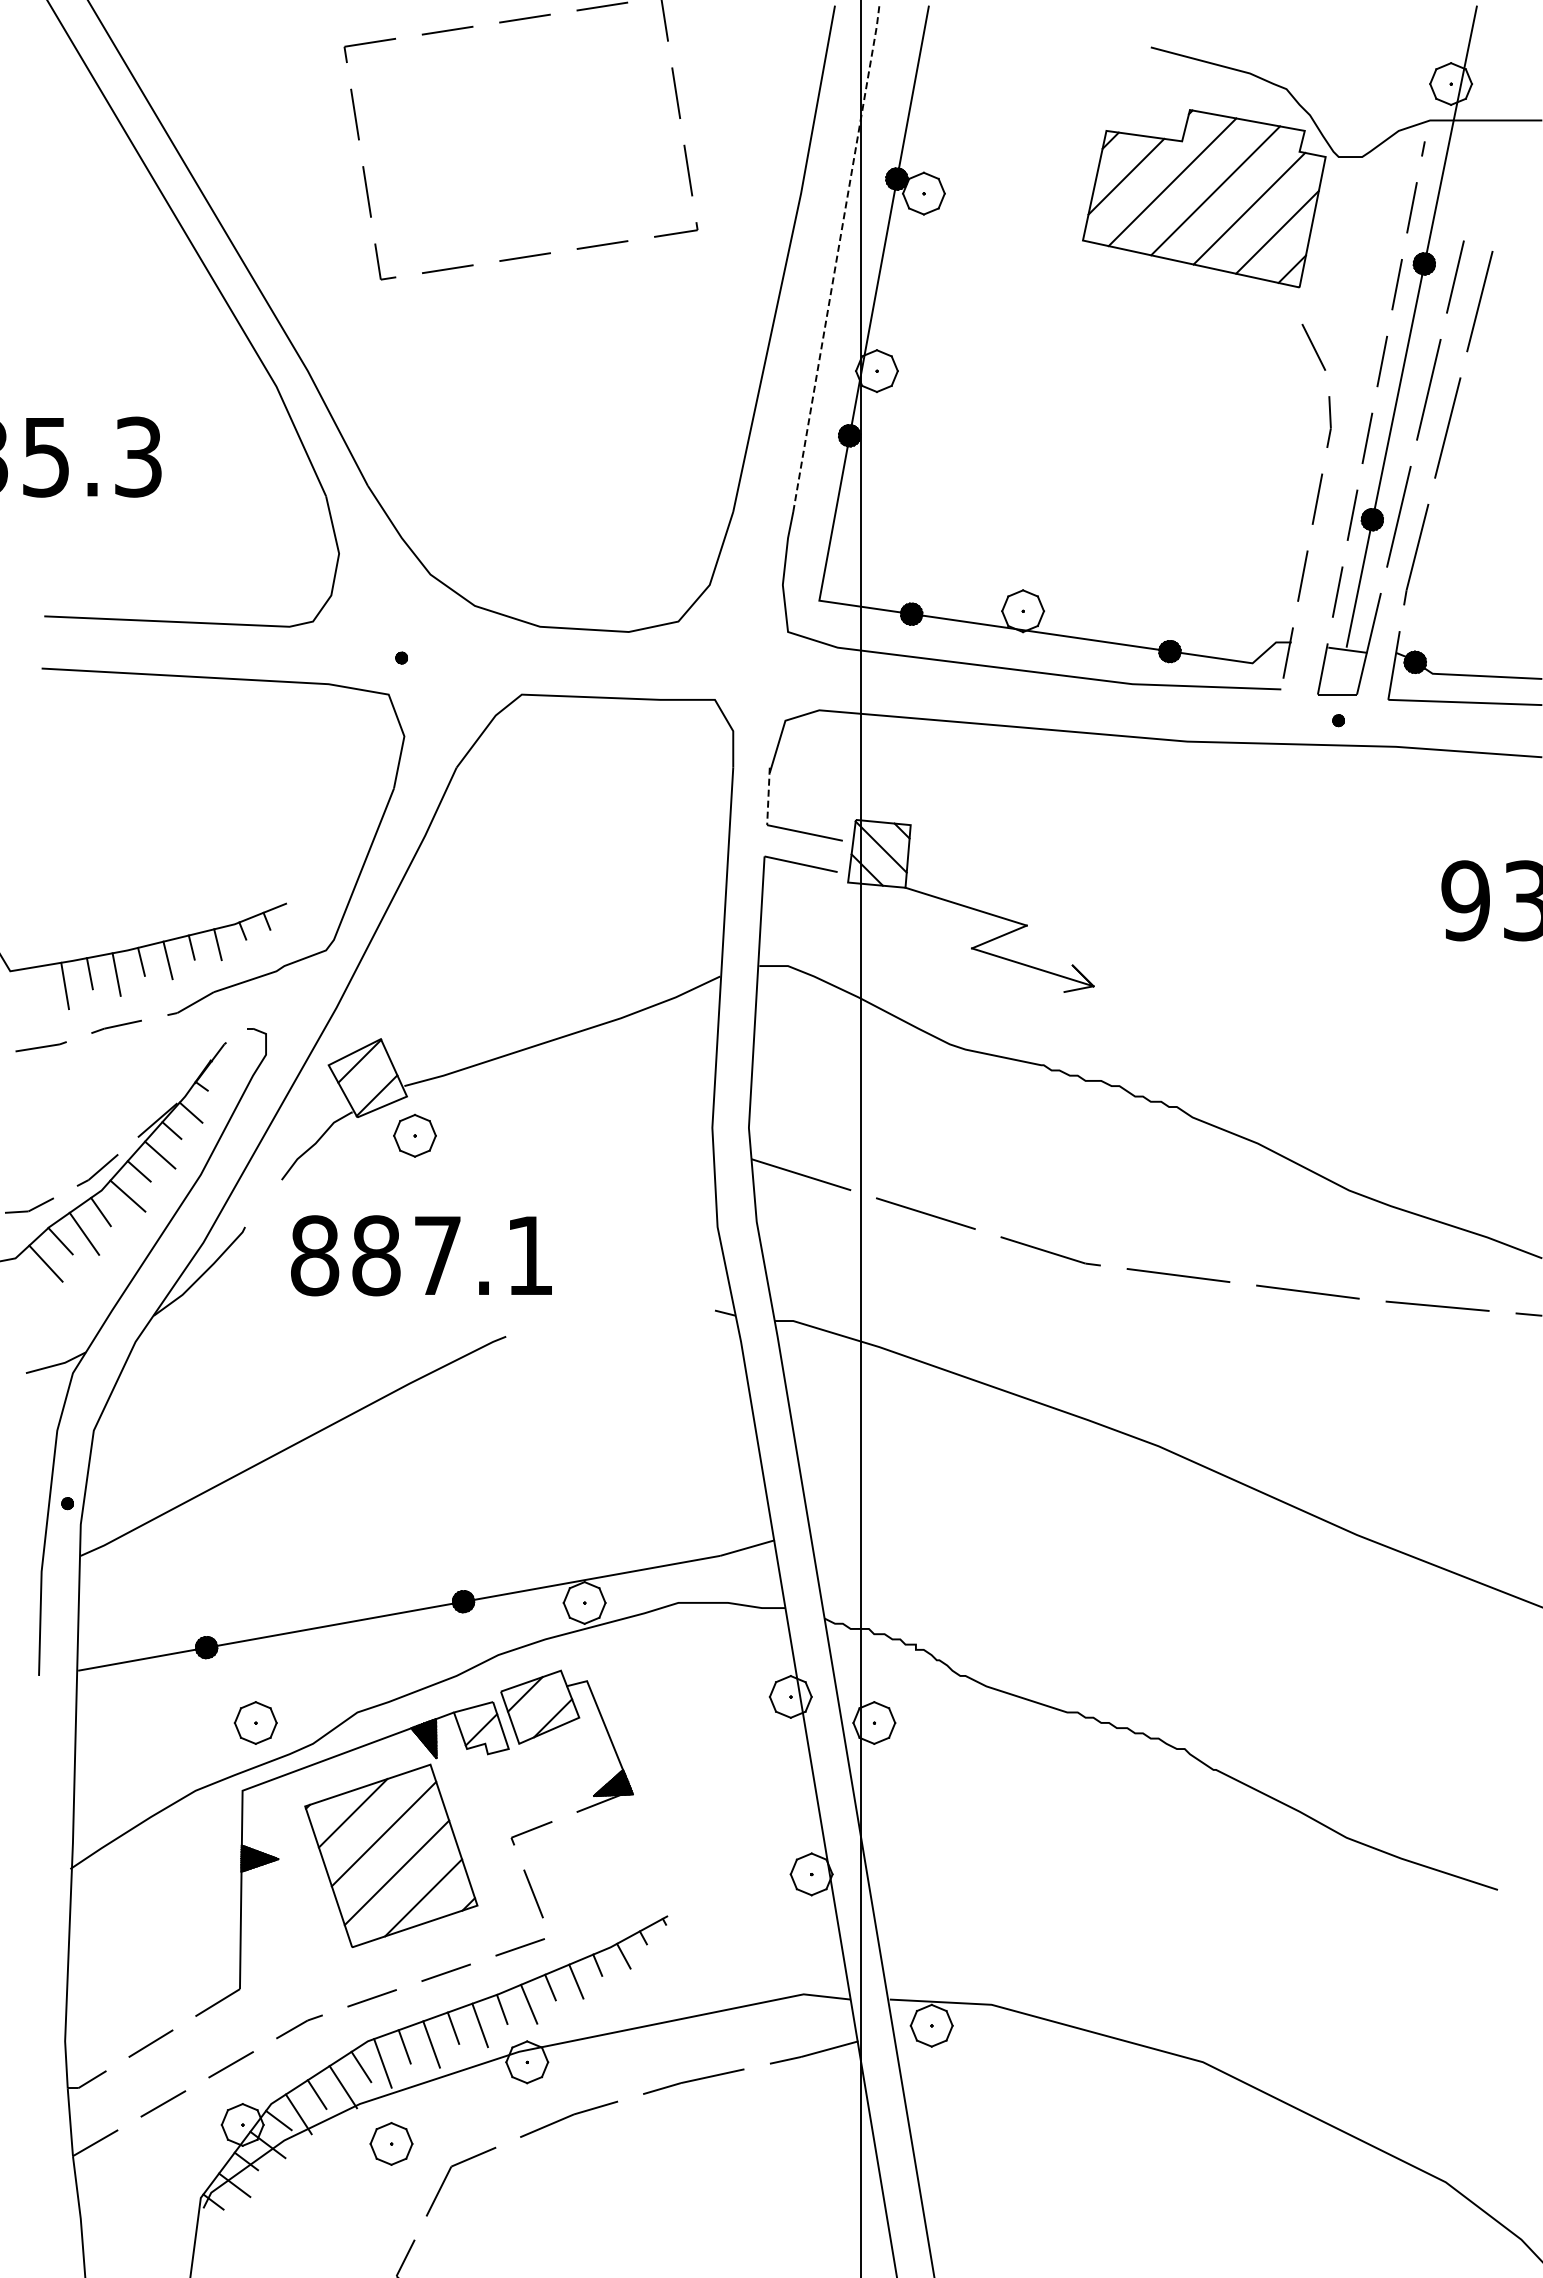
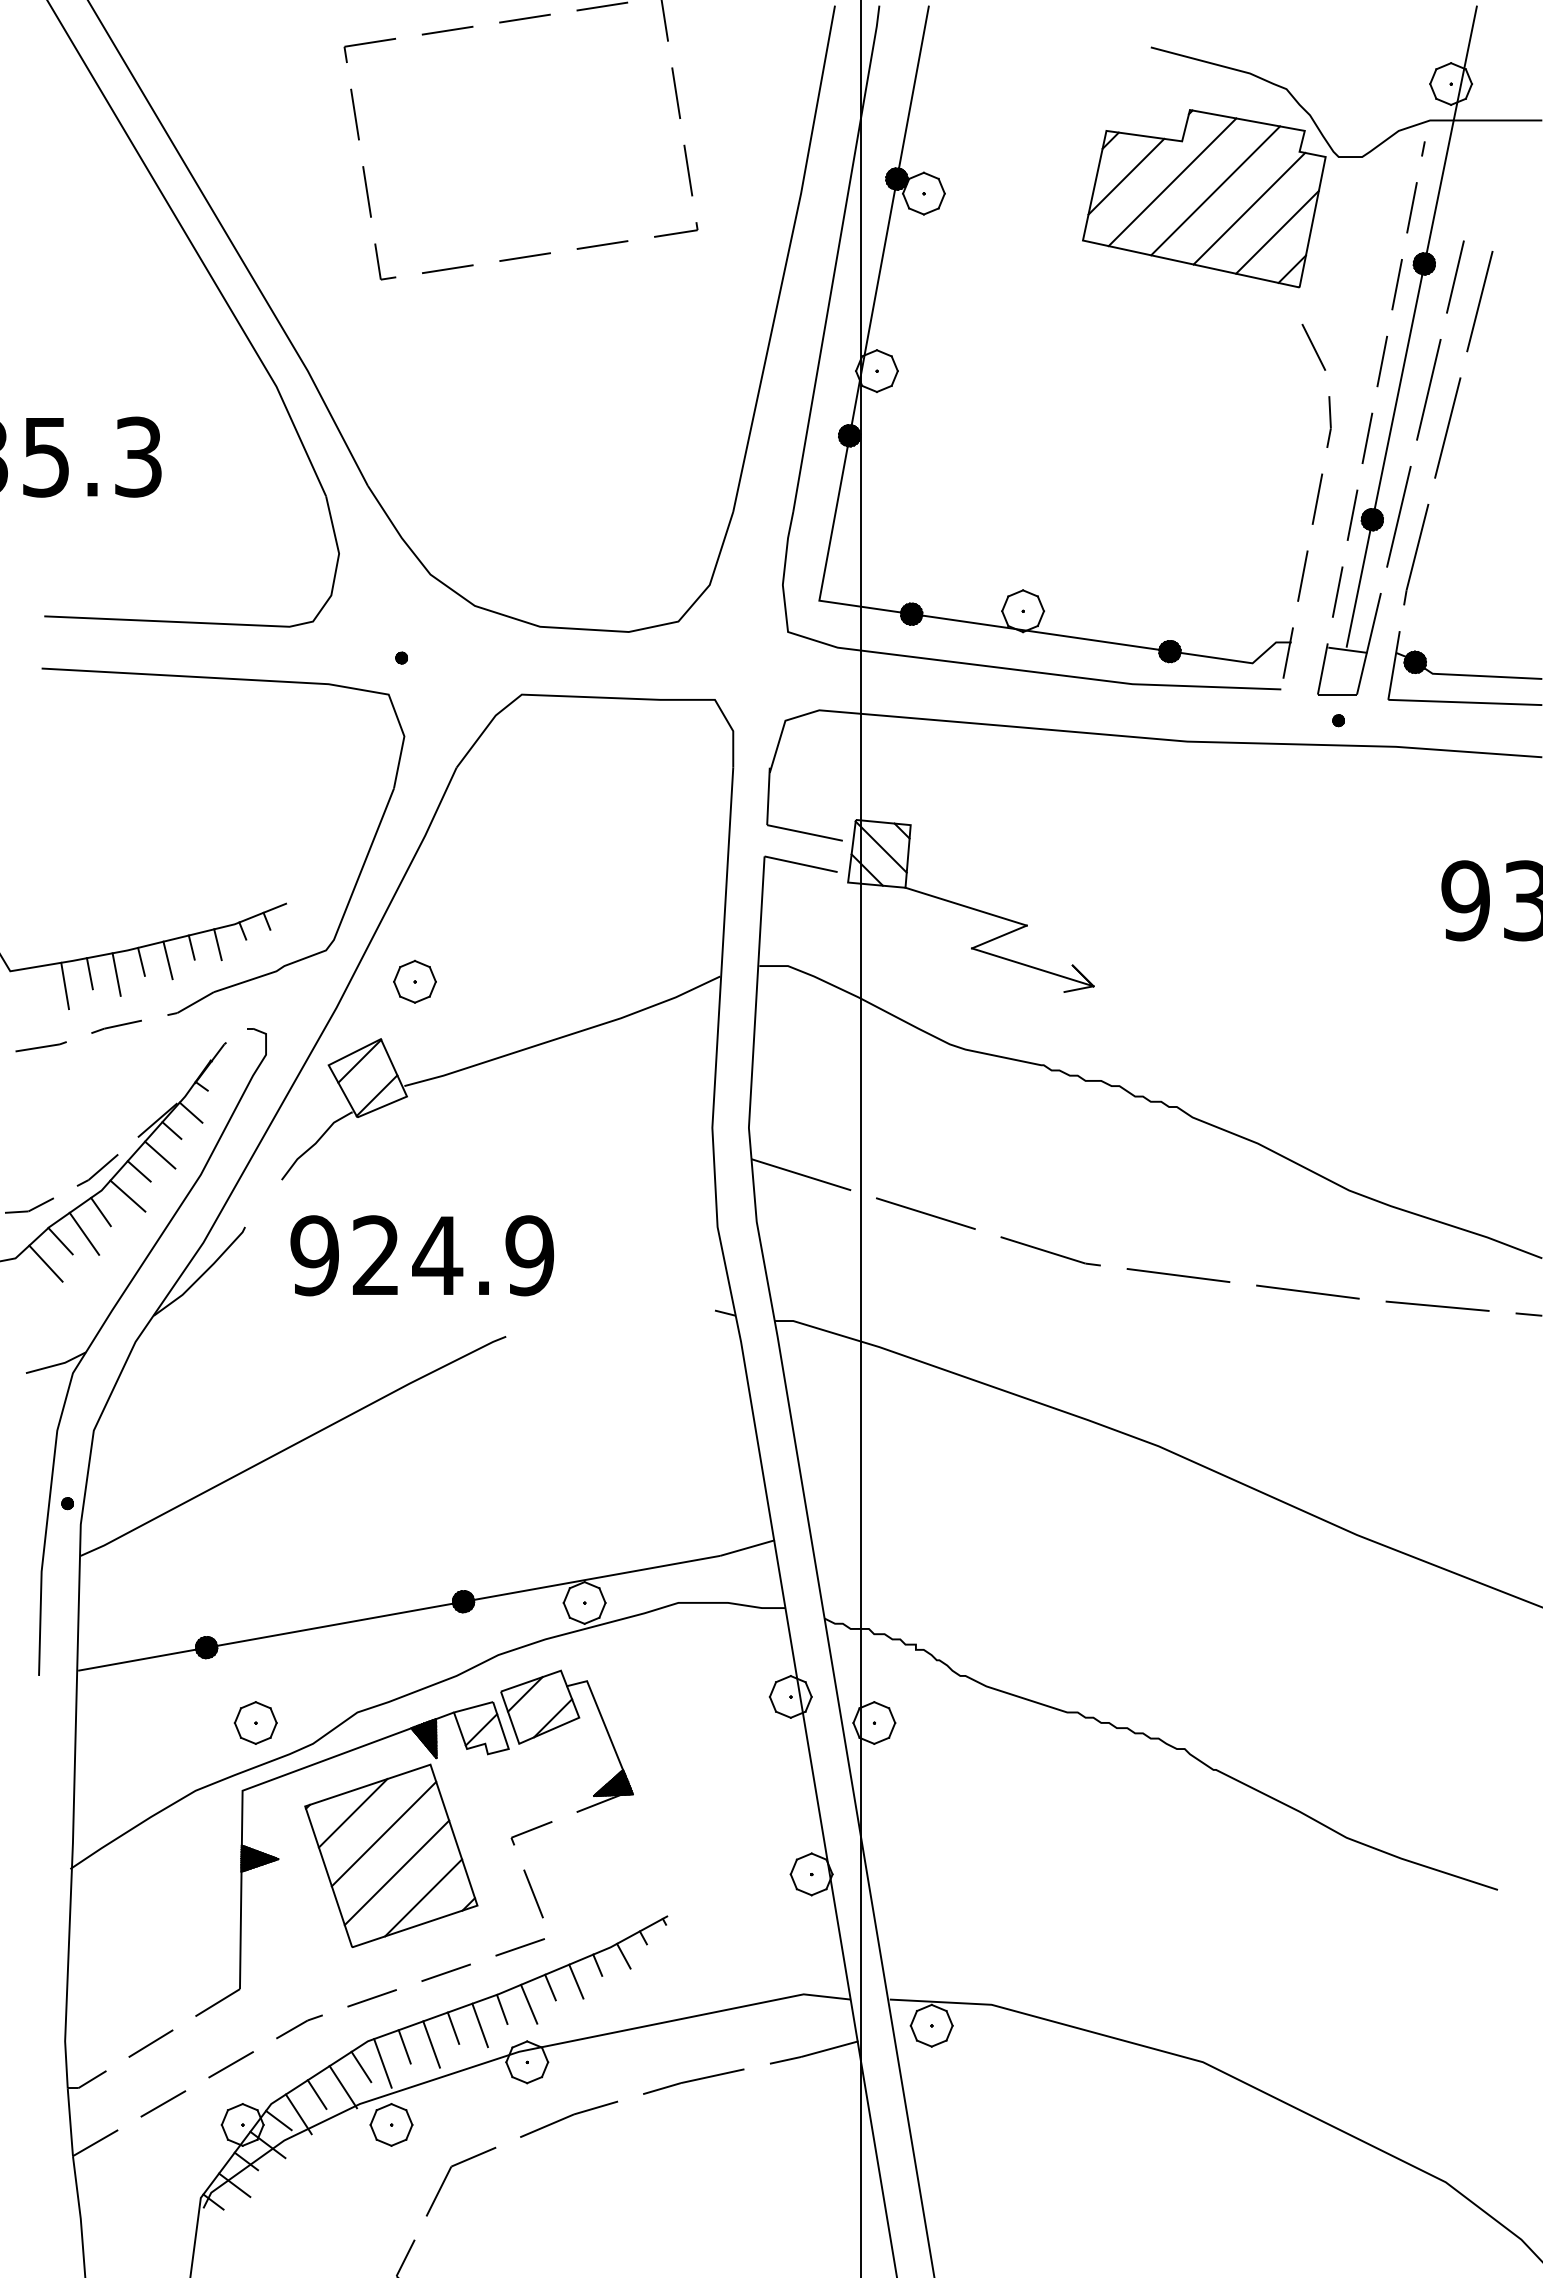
line: dashed -> solid (836, 257)
line: dashed -> solid (768, 796)
part position: (414, 1135) -> (414, 981) (414, 981)
text: 887.1 -> 924.9 (422, 1255)
part position: (391, 2143) -> (391, 2124) (391, 2124)
